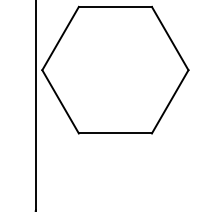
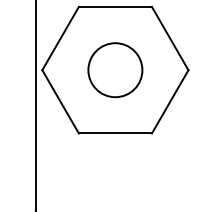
circle: none -> present (115, 70)
